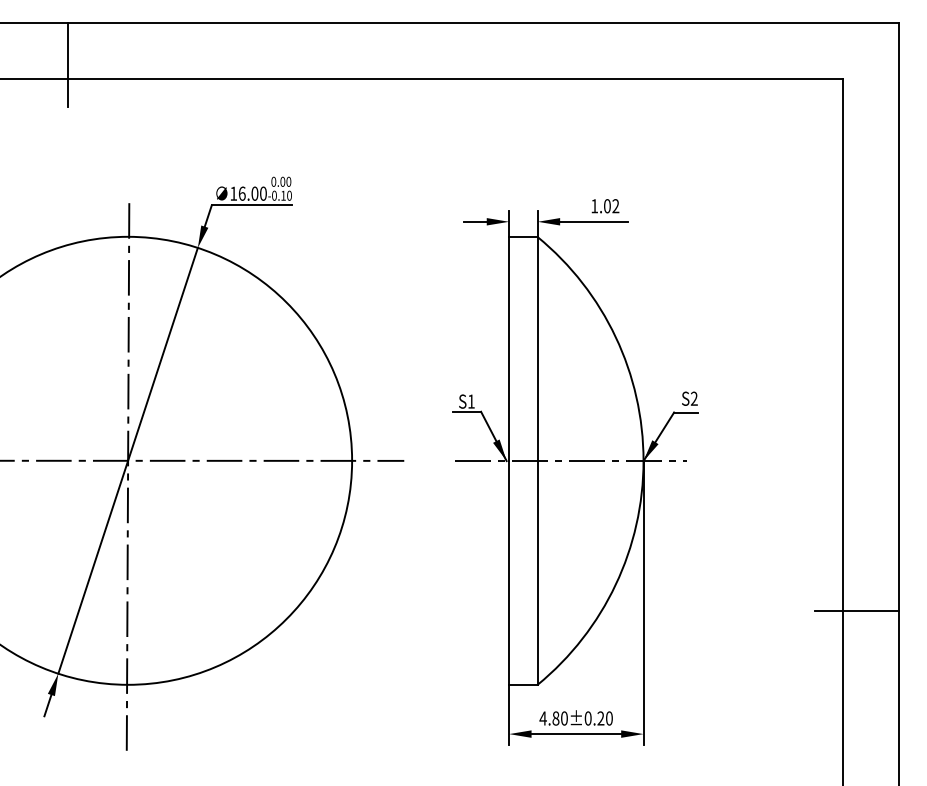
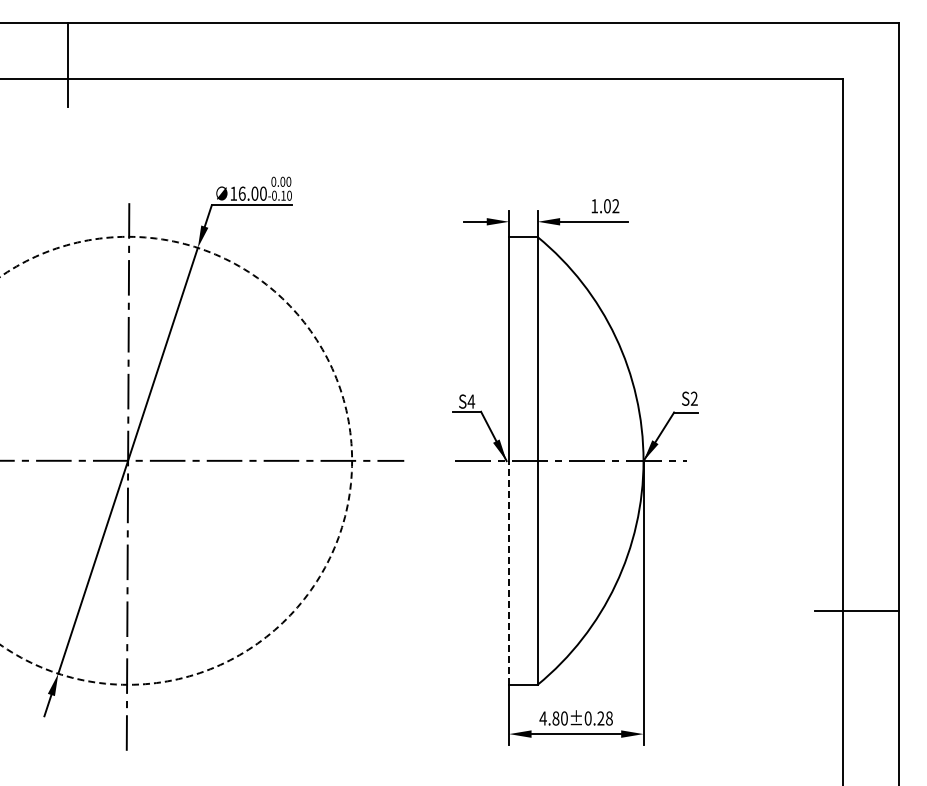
text: S1 -> S4 (471, 401)
circle: solid -> dashed (176, 460)
line: solid -> dashed (509, 573)
text: 4.80±0.20 -> 4.80±0.28 (609, 718)
